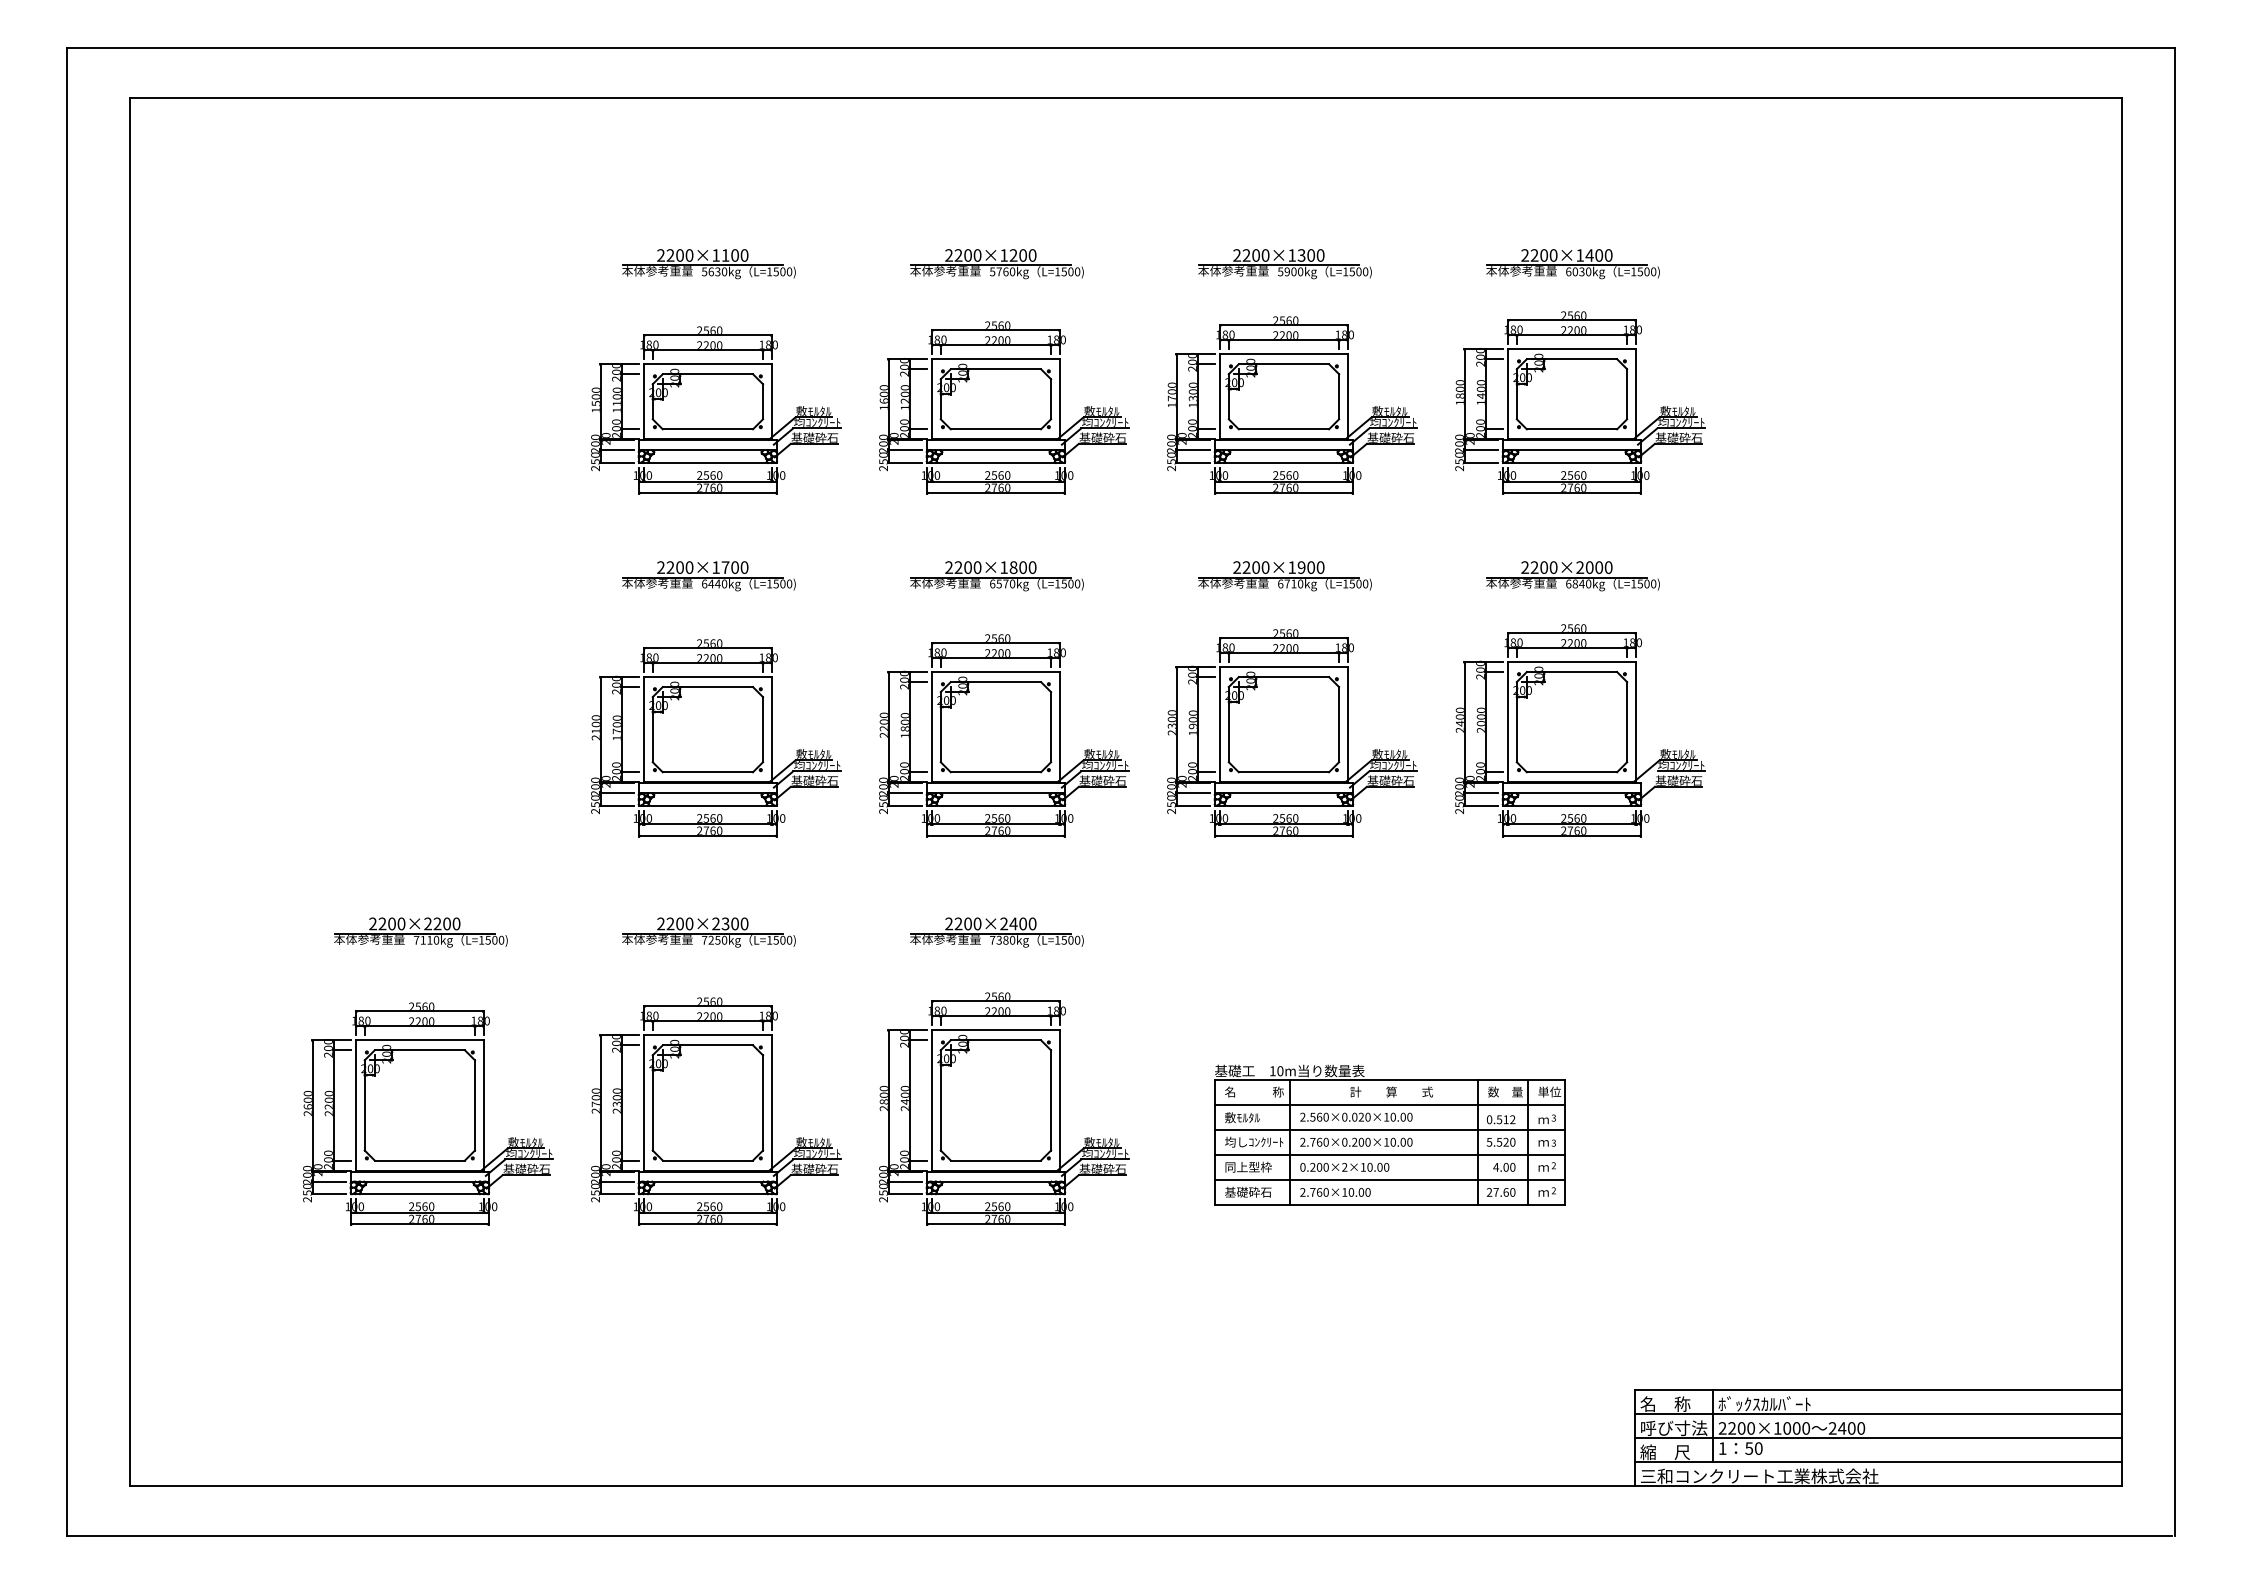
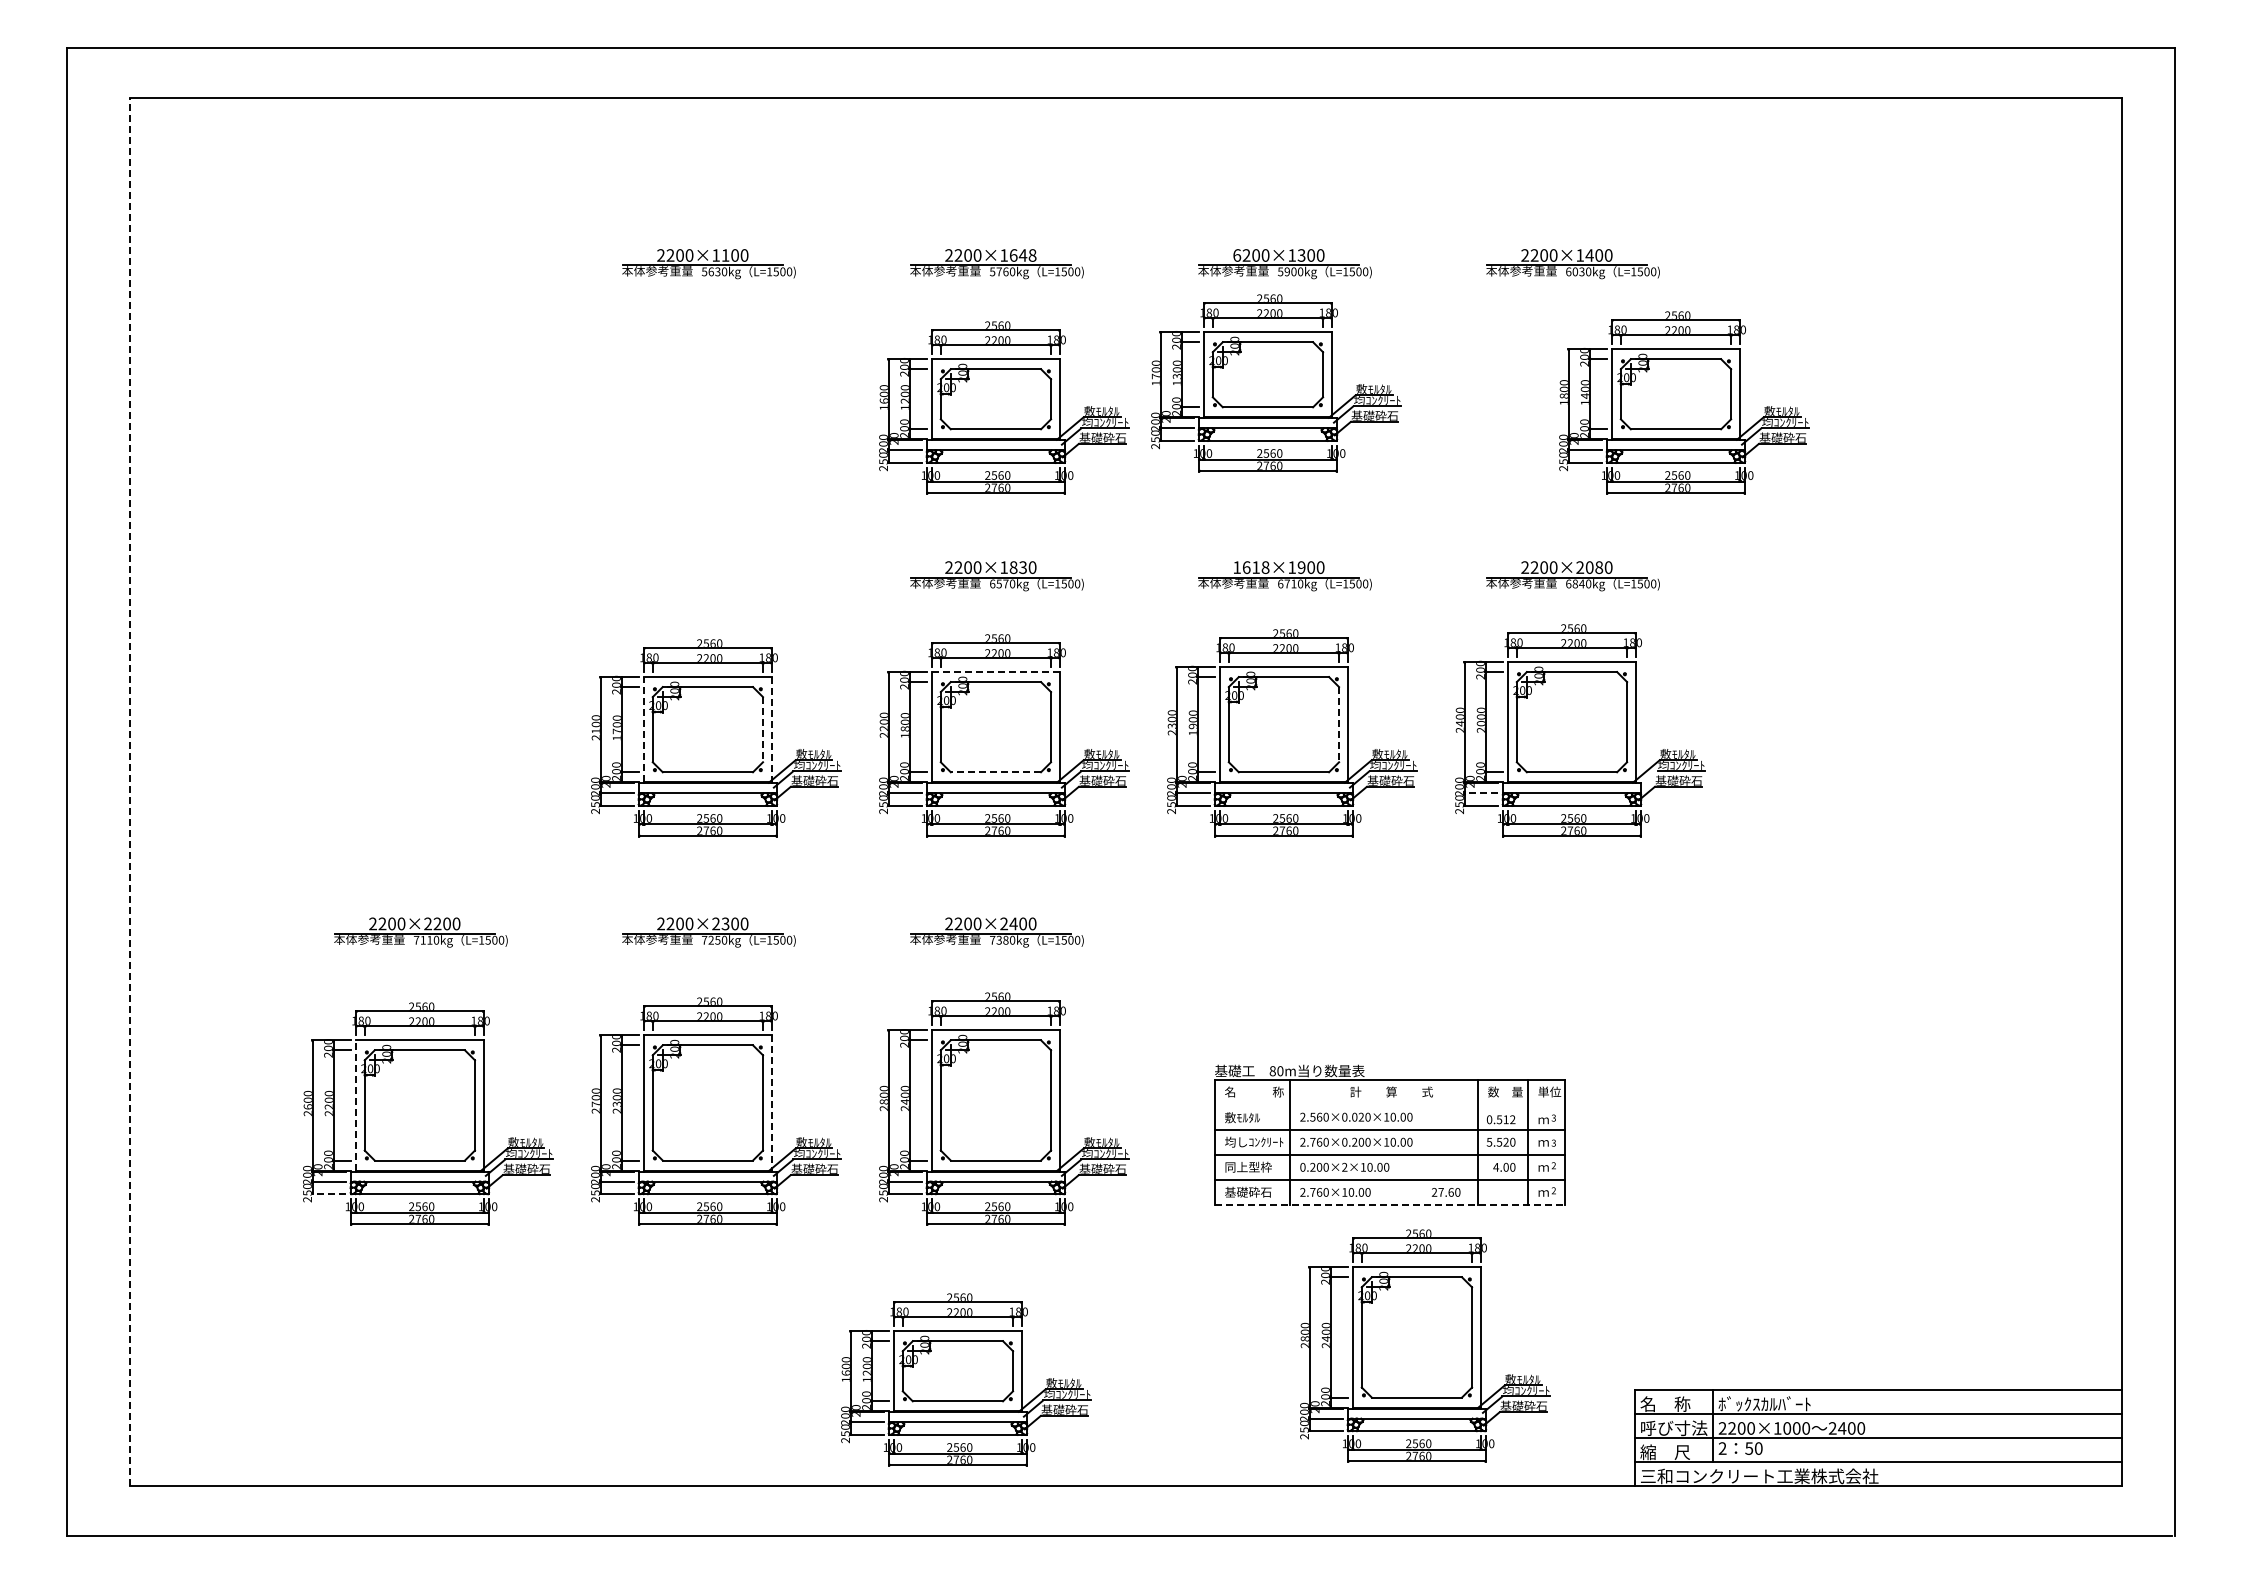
text: 2200×1200 -> 2200×1648 (1022, 255)
text: 2200×1300 -> 6200×1300 (1237, 255)
part position: (1580, 402) -> (1684, 402) (1684, 402)
part position: (1292, 405) -> (1276, 383) (1276, 383)
part: present -> none (716, 410)
text: 2200×1800 -> 2200×1830 (1022, 567)
text: 2200×1900 -> 1618×1900 (1251, 567)
text: 2200×2000 -> 2200×2080 (1599, 567)
part: present -> none (708, 576)
line: solid -> dashed (996, 672)
line: solid -> dashed (1339, 724)
line: solid -> dashed (643, 729)
line: solid -> dashed (763, 729)
line: solid -> dashed (772, 729)
line: solid -> dashed (995, 772)
line: solid -> dashed (129, 791)
line: solid -> dashed (1480, 793)
text: 10m -> 80m (1272, 1071)
line: solid -> dashed (772, 1102)
line: solid -> dashed (355, 1104)
line: present -> none (1389, 1105)
text position: (1500, 1192) -> (1445, 1192) (1445, 1192)
line: solid -> dashed (328, 1194)
line: solid -> dashed (1390, 1205)
part: none -> present (1425, 1345)
part: none -> present (966, 1379)
text: 1 -> 2 (1722, 1448)
